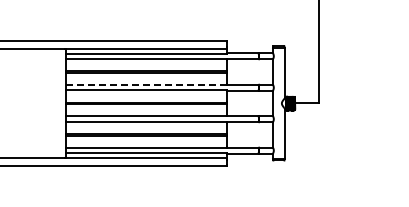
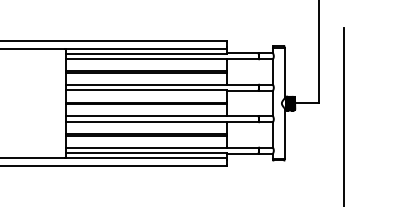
line: dashed -> solid (146, 84)
line: none -> present (343, 115)
